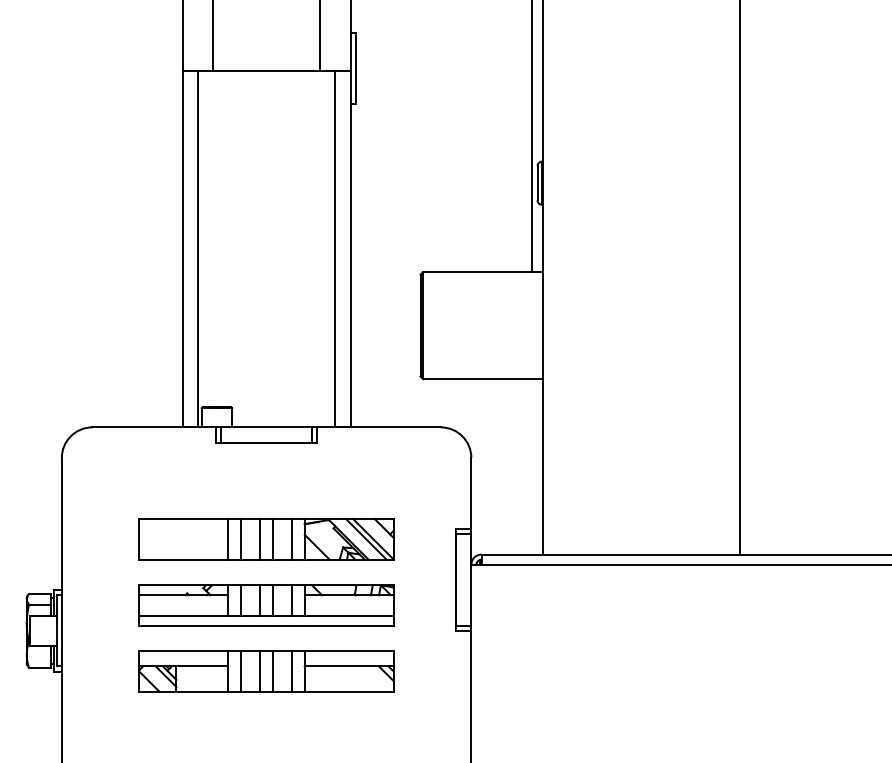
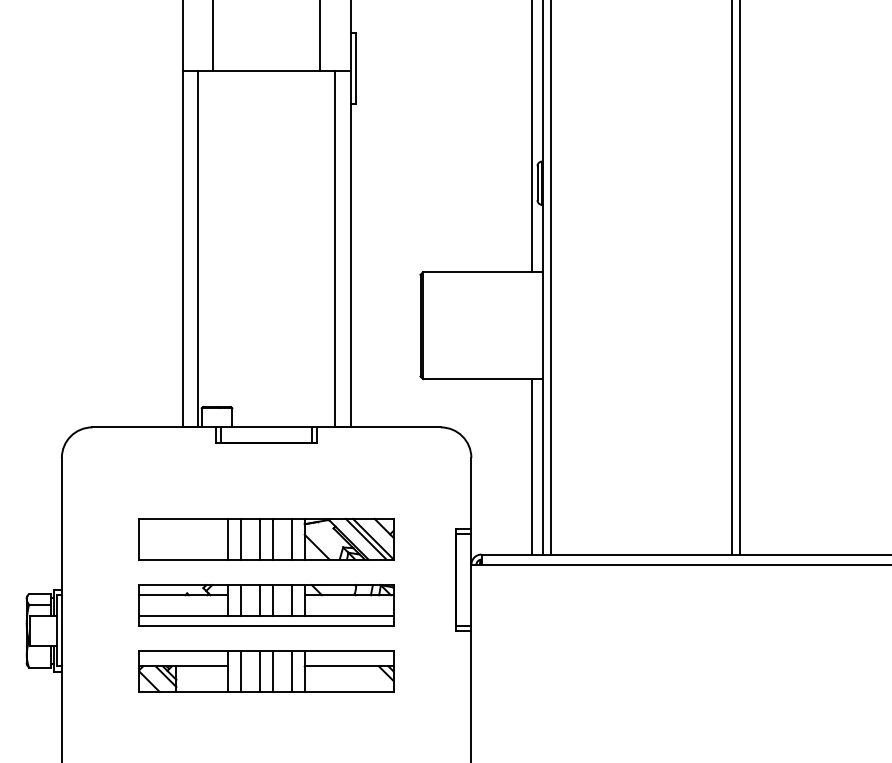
line: none -> present (550, 278)
line: none -> present (731, 278)
line: none -> present (532, 466)
